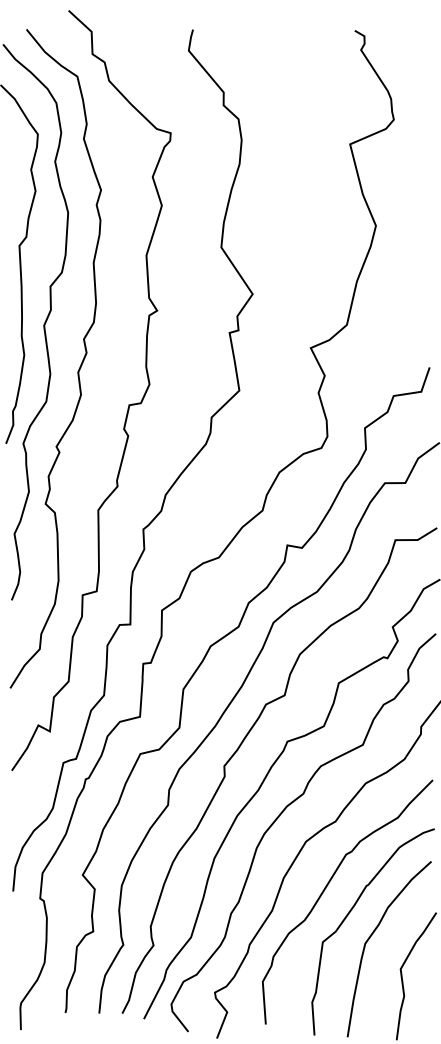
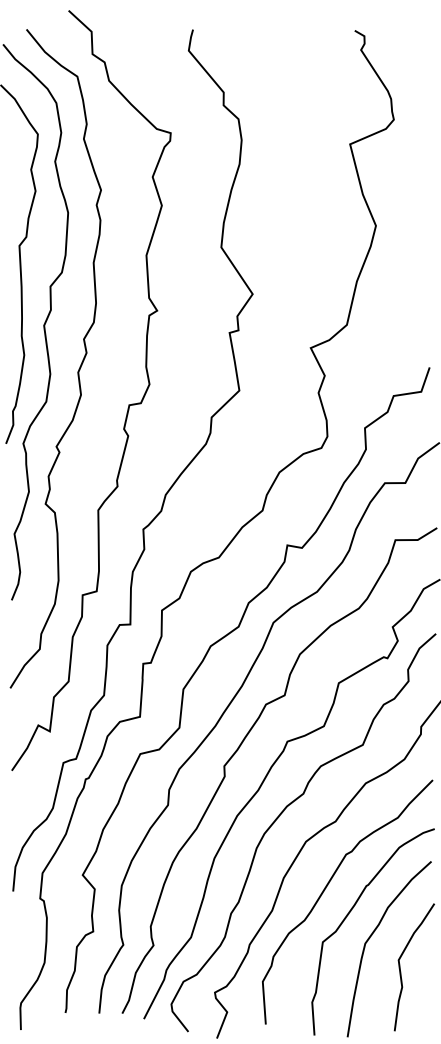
curve position: (403, 980) -> (401, 971) (401, 971)
